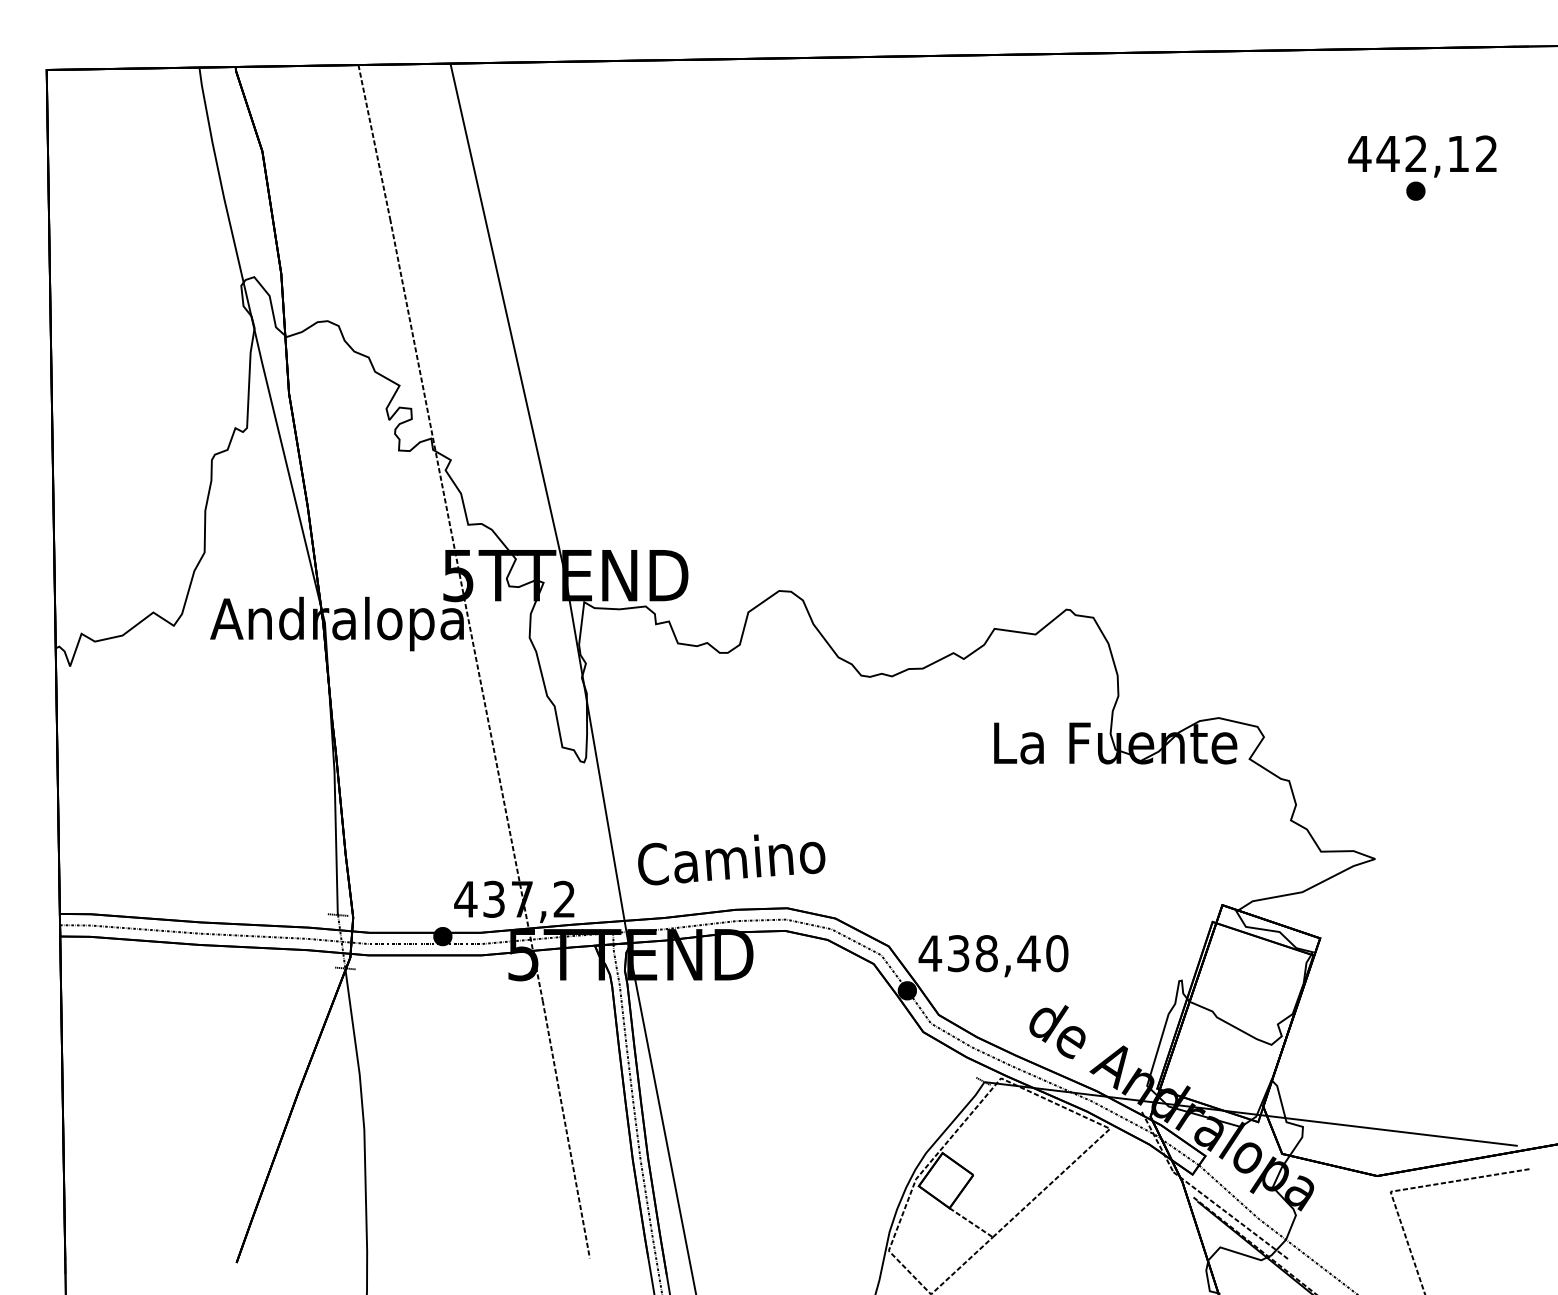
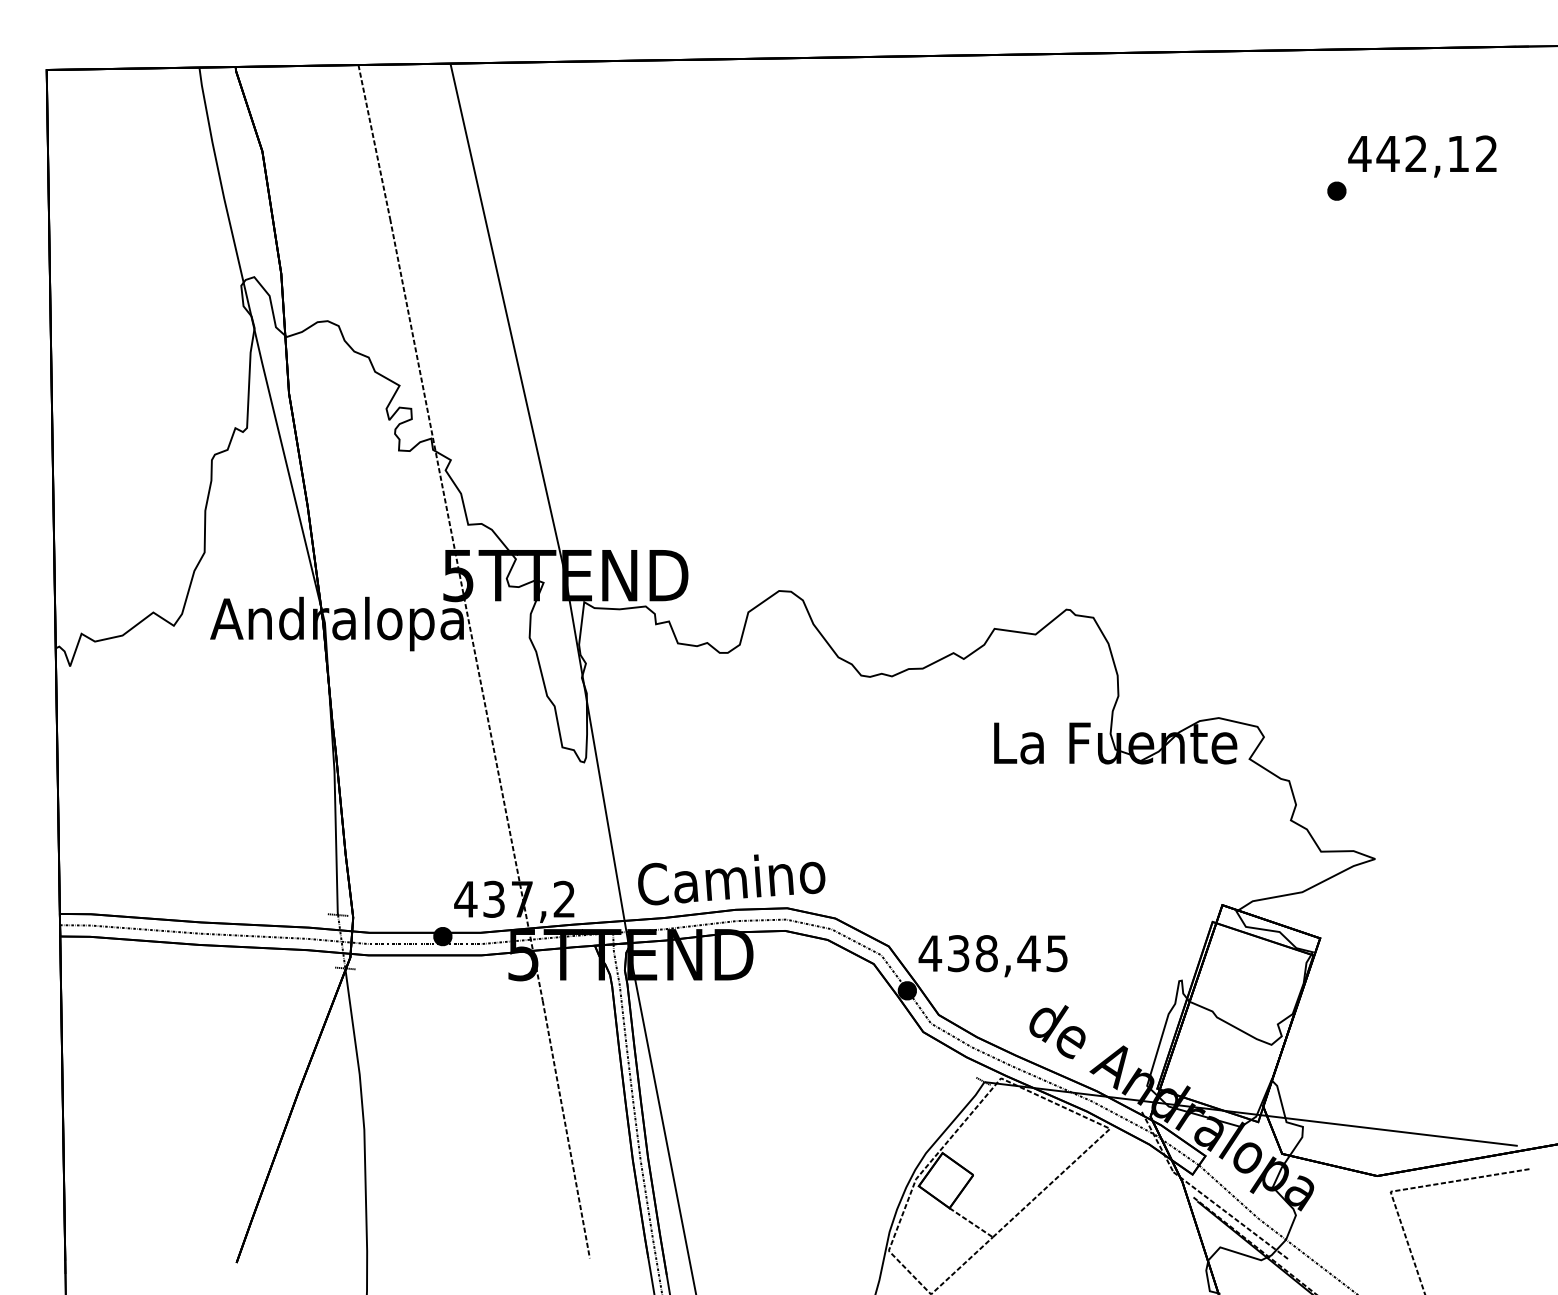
part position: (1415, 190) -> (1336, 190) (1336, 190)
text position: (731, 859) -> (731, 879) (731, 879)
text: 438,40 -> 438,45 (1057, 953)
